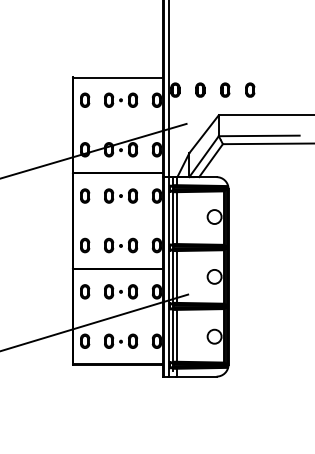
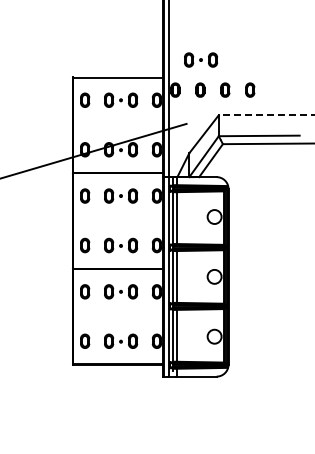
part: none -> present (200, 59)
line: solid -> dashed (266, 115)
line: present -> none (95, 322)
